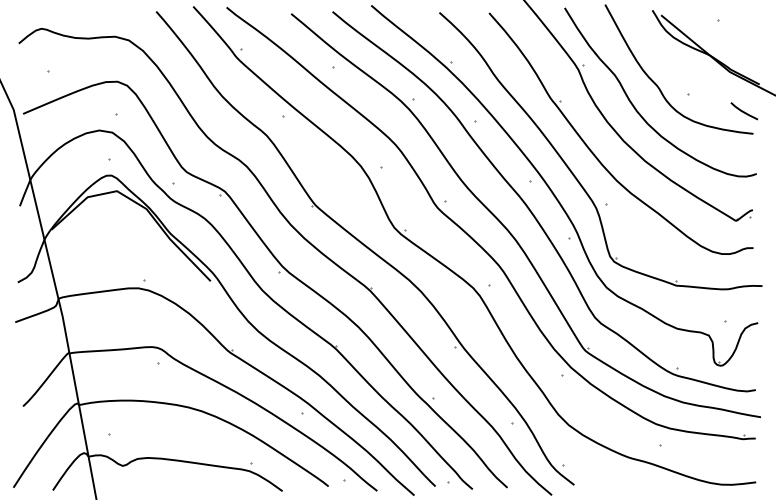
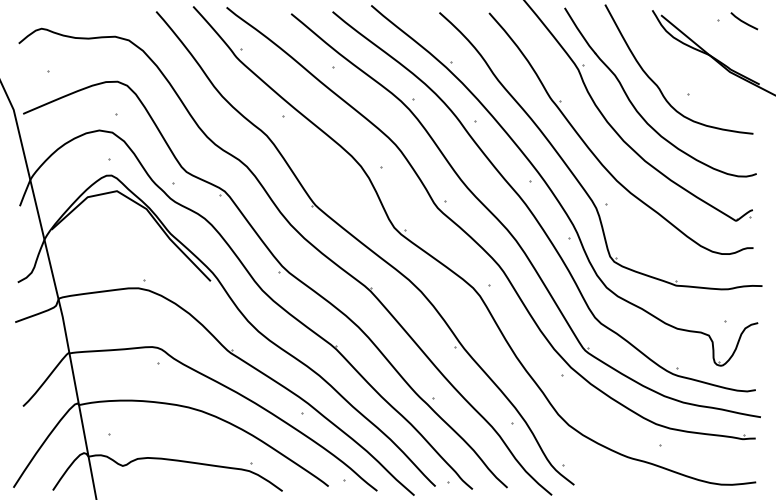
line position: (744, 111) -> (744, 21) (744, 21)
